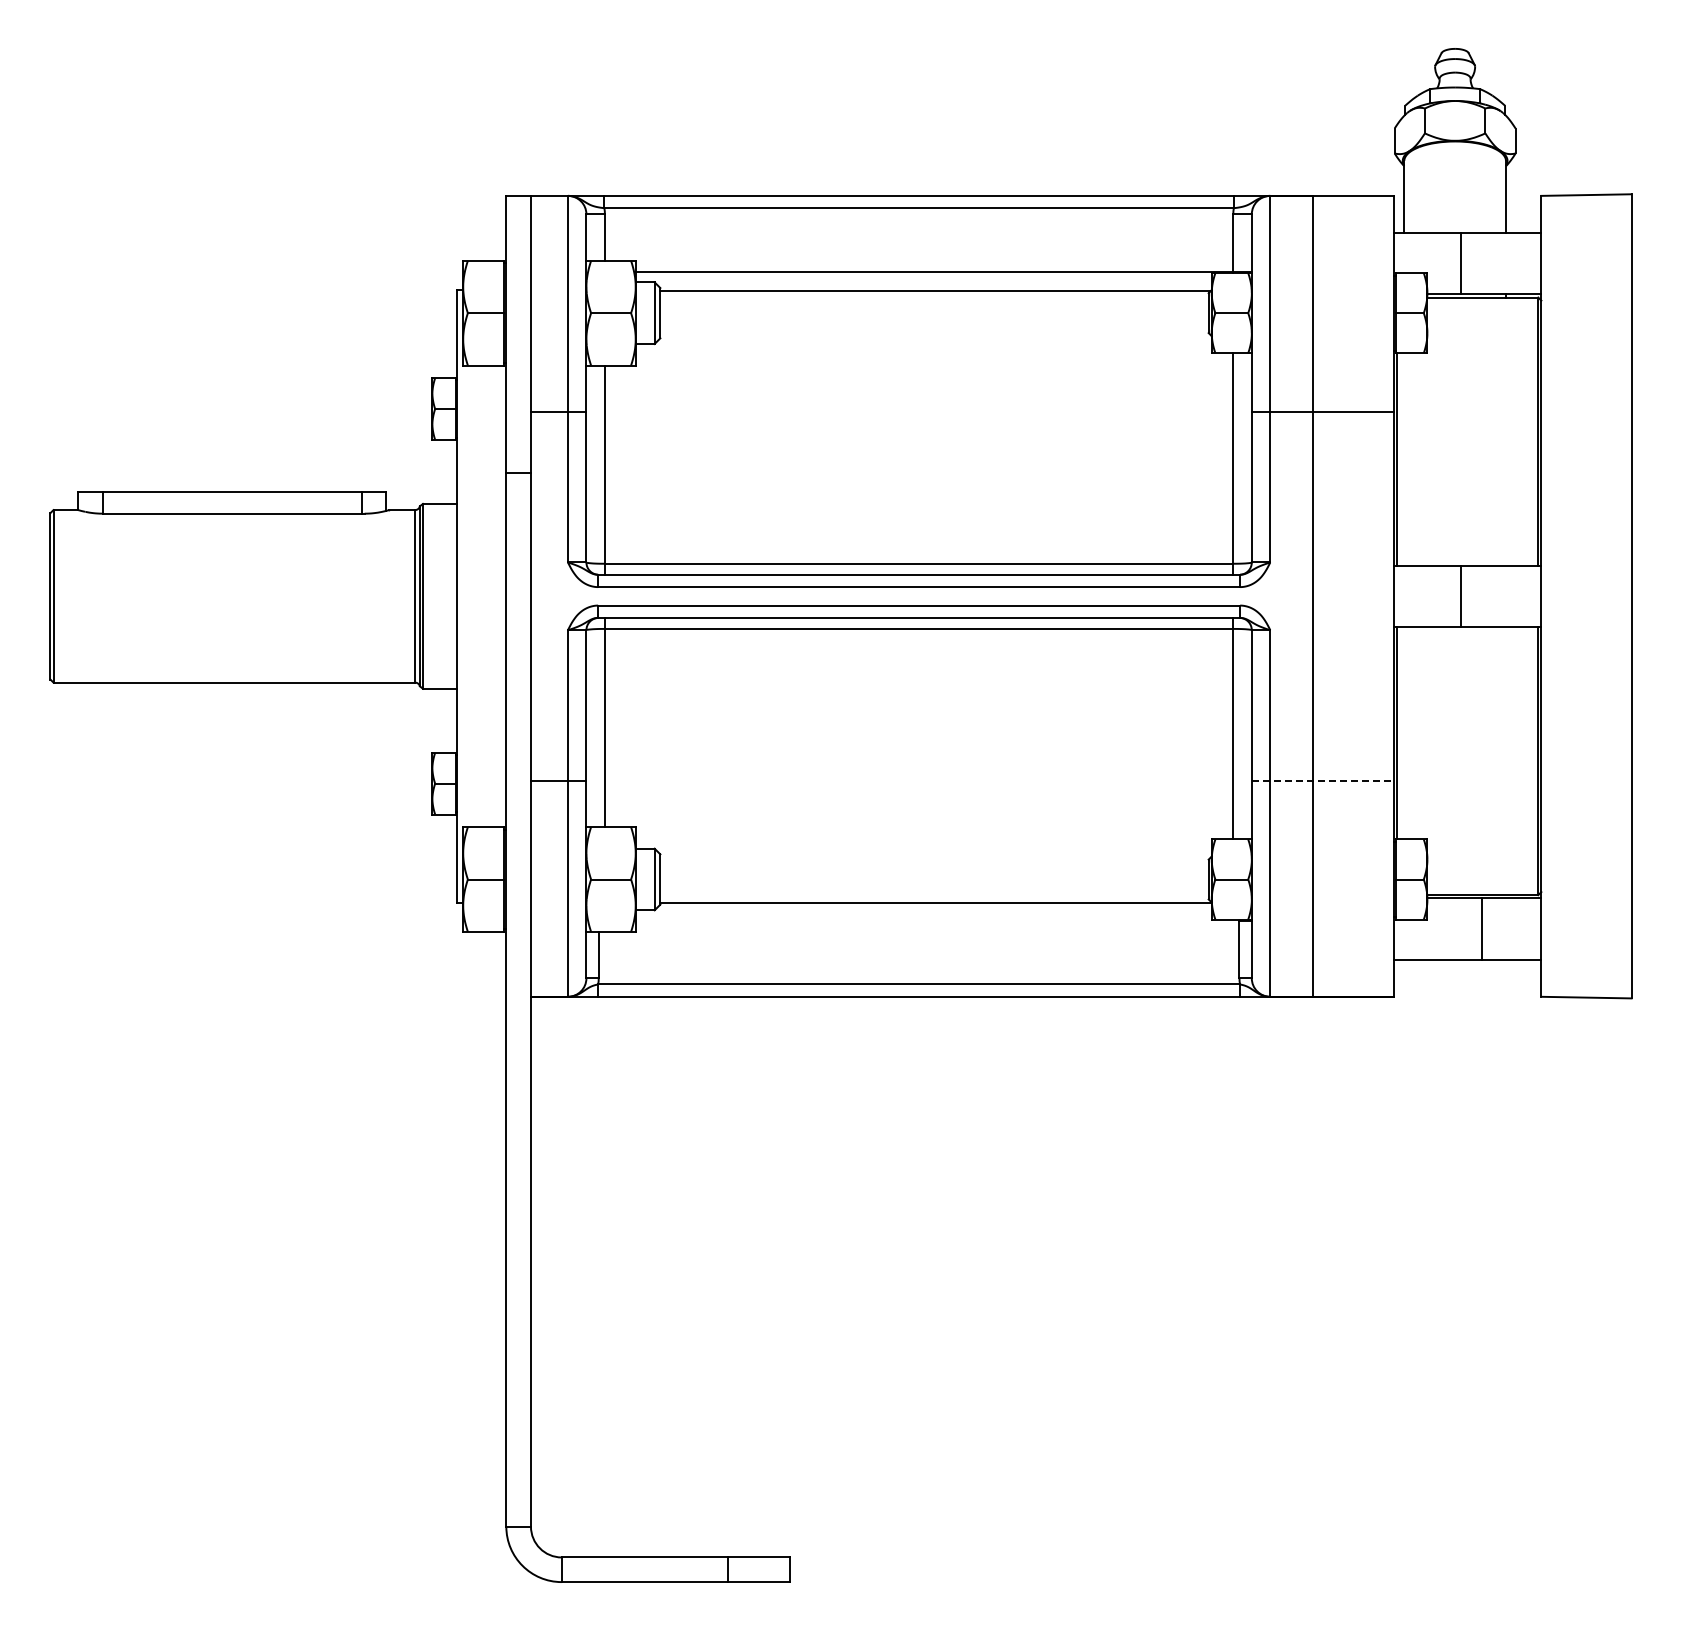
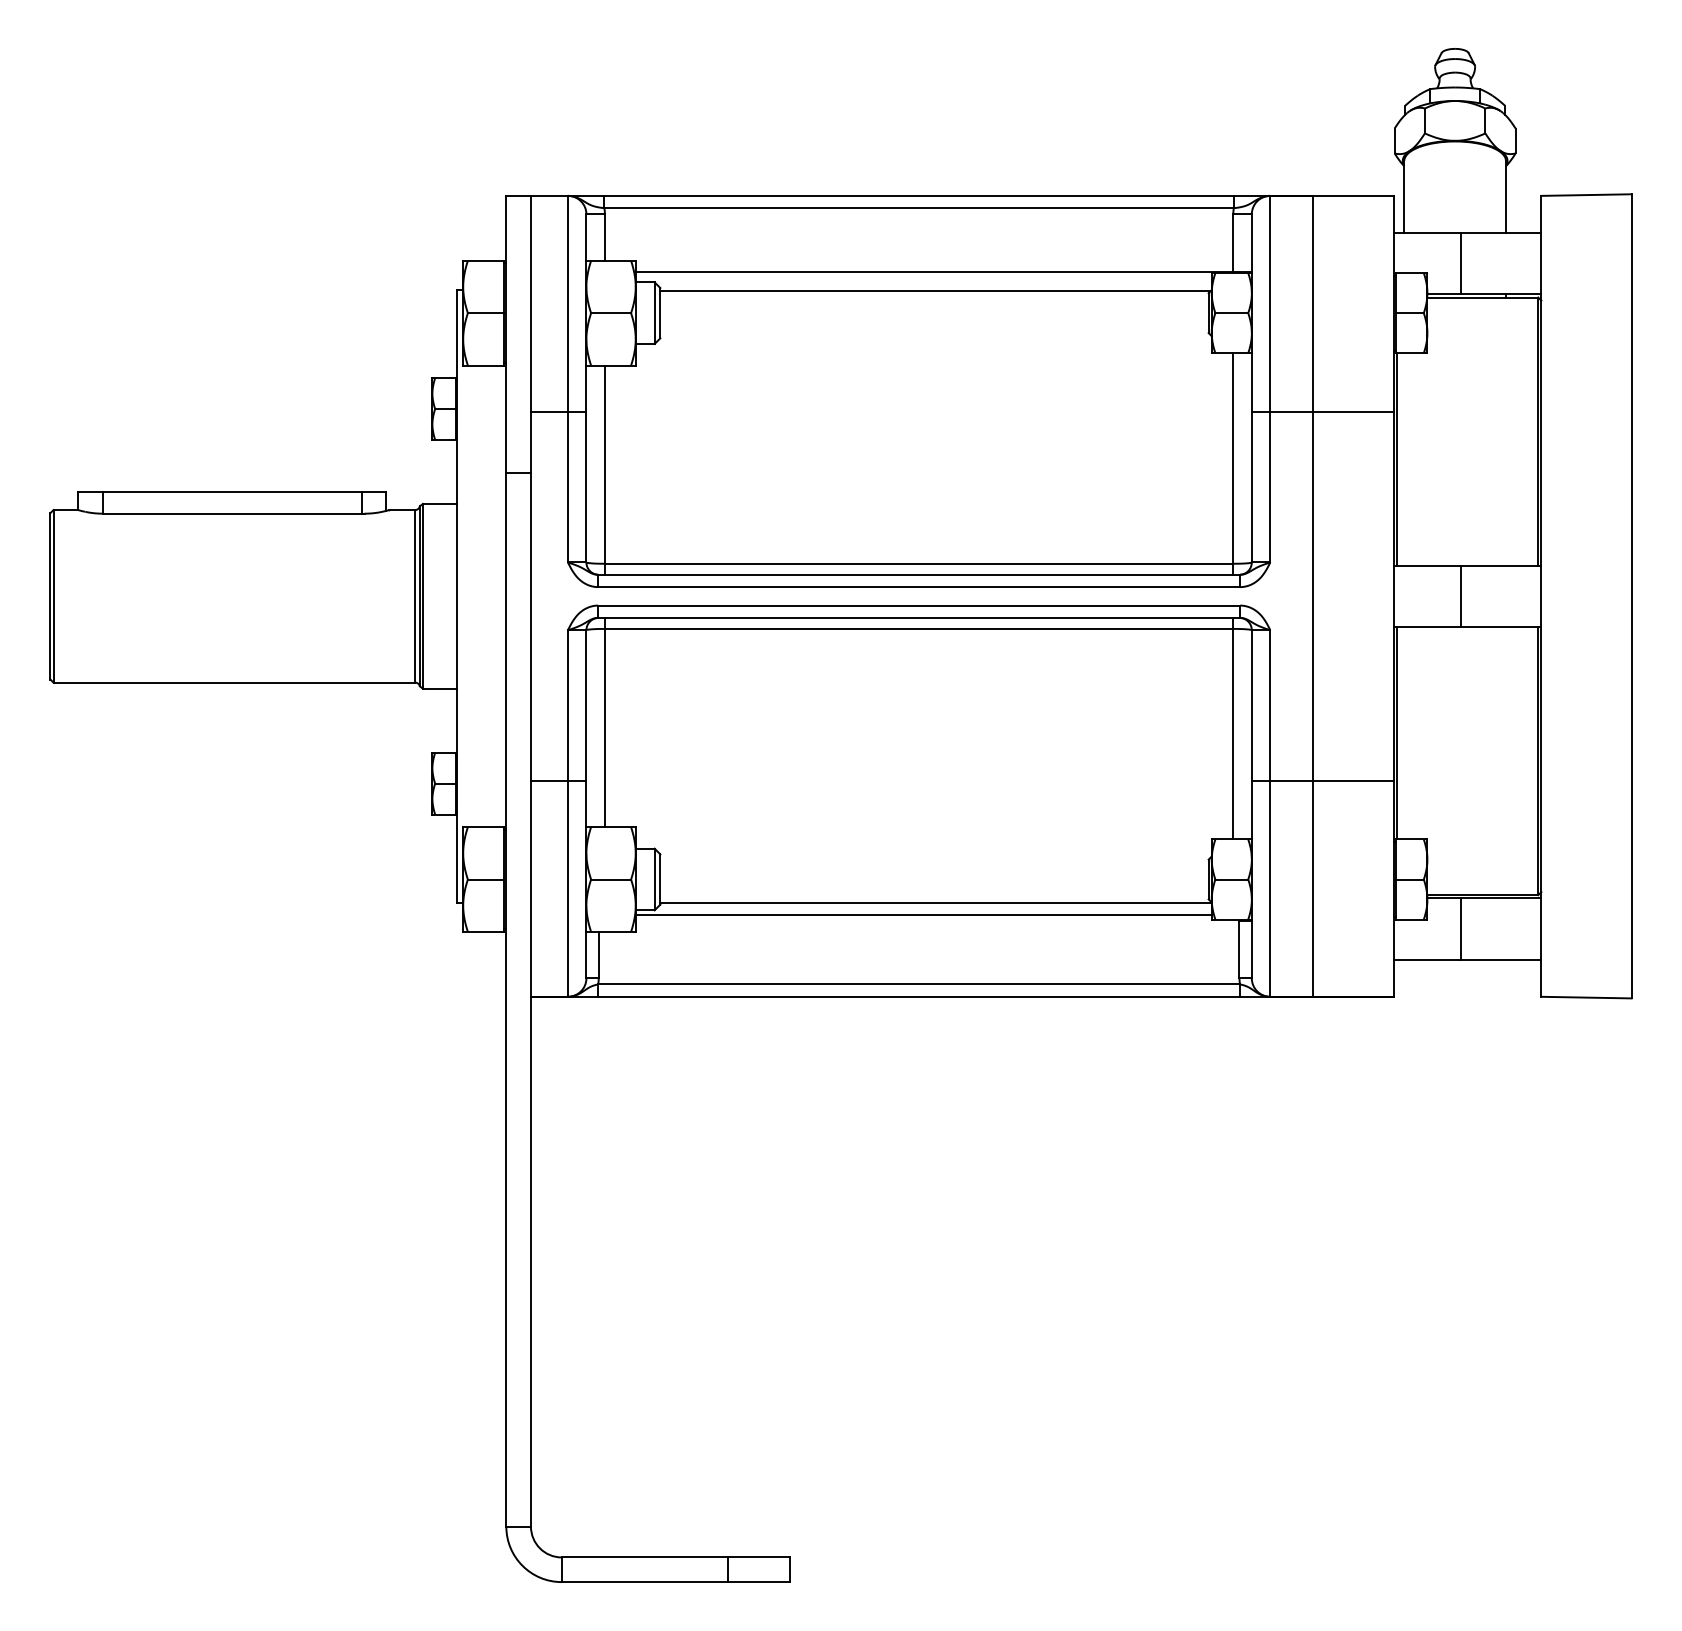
line: dashed -> solid (1322, 781)
line: none -> present (923, 914)
line position: (1482, 928) -> (1461, 928) (1461, 928)
